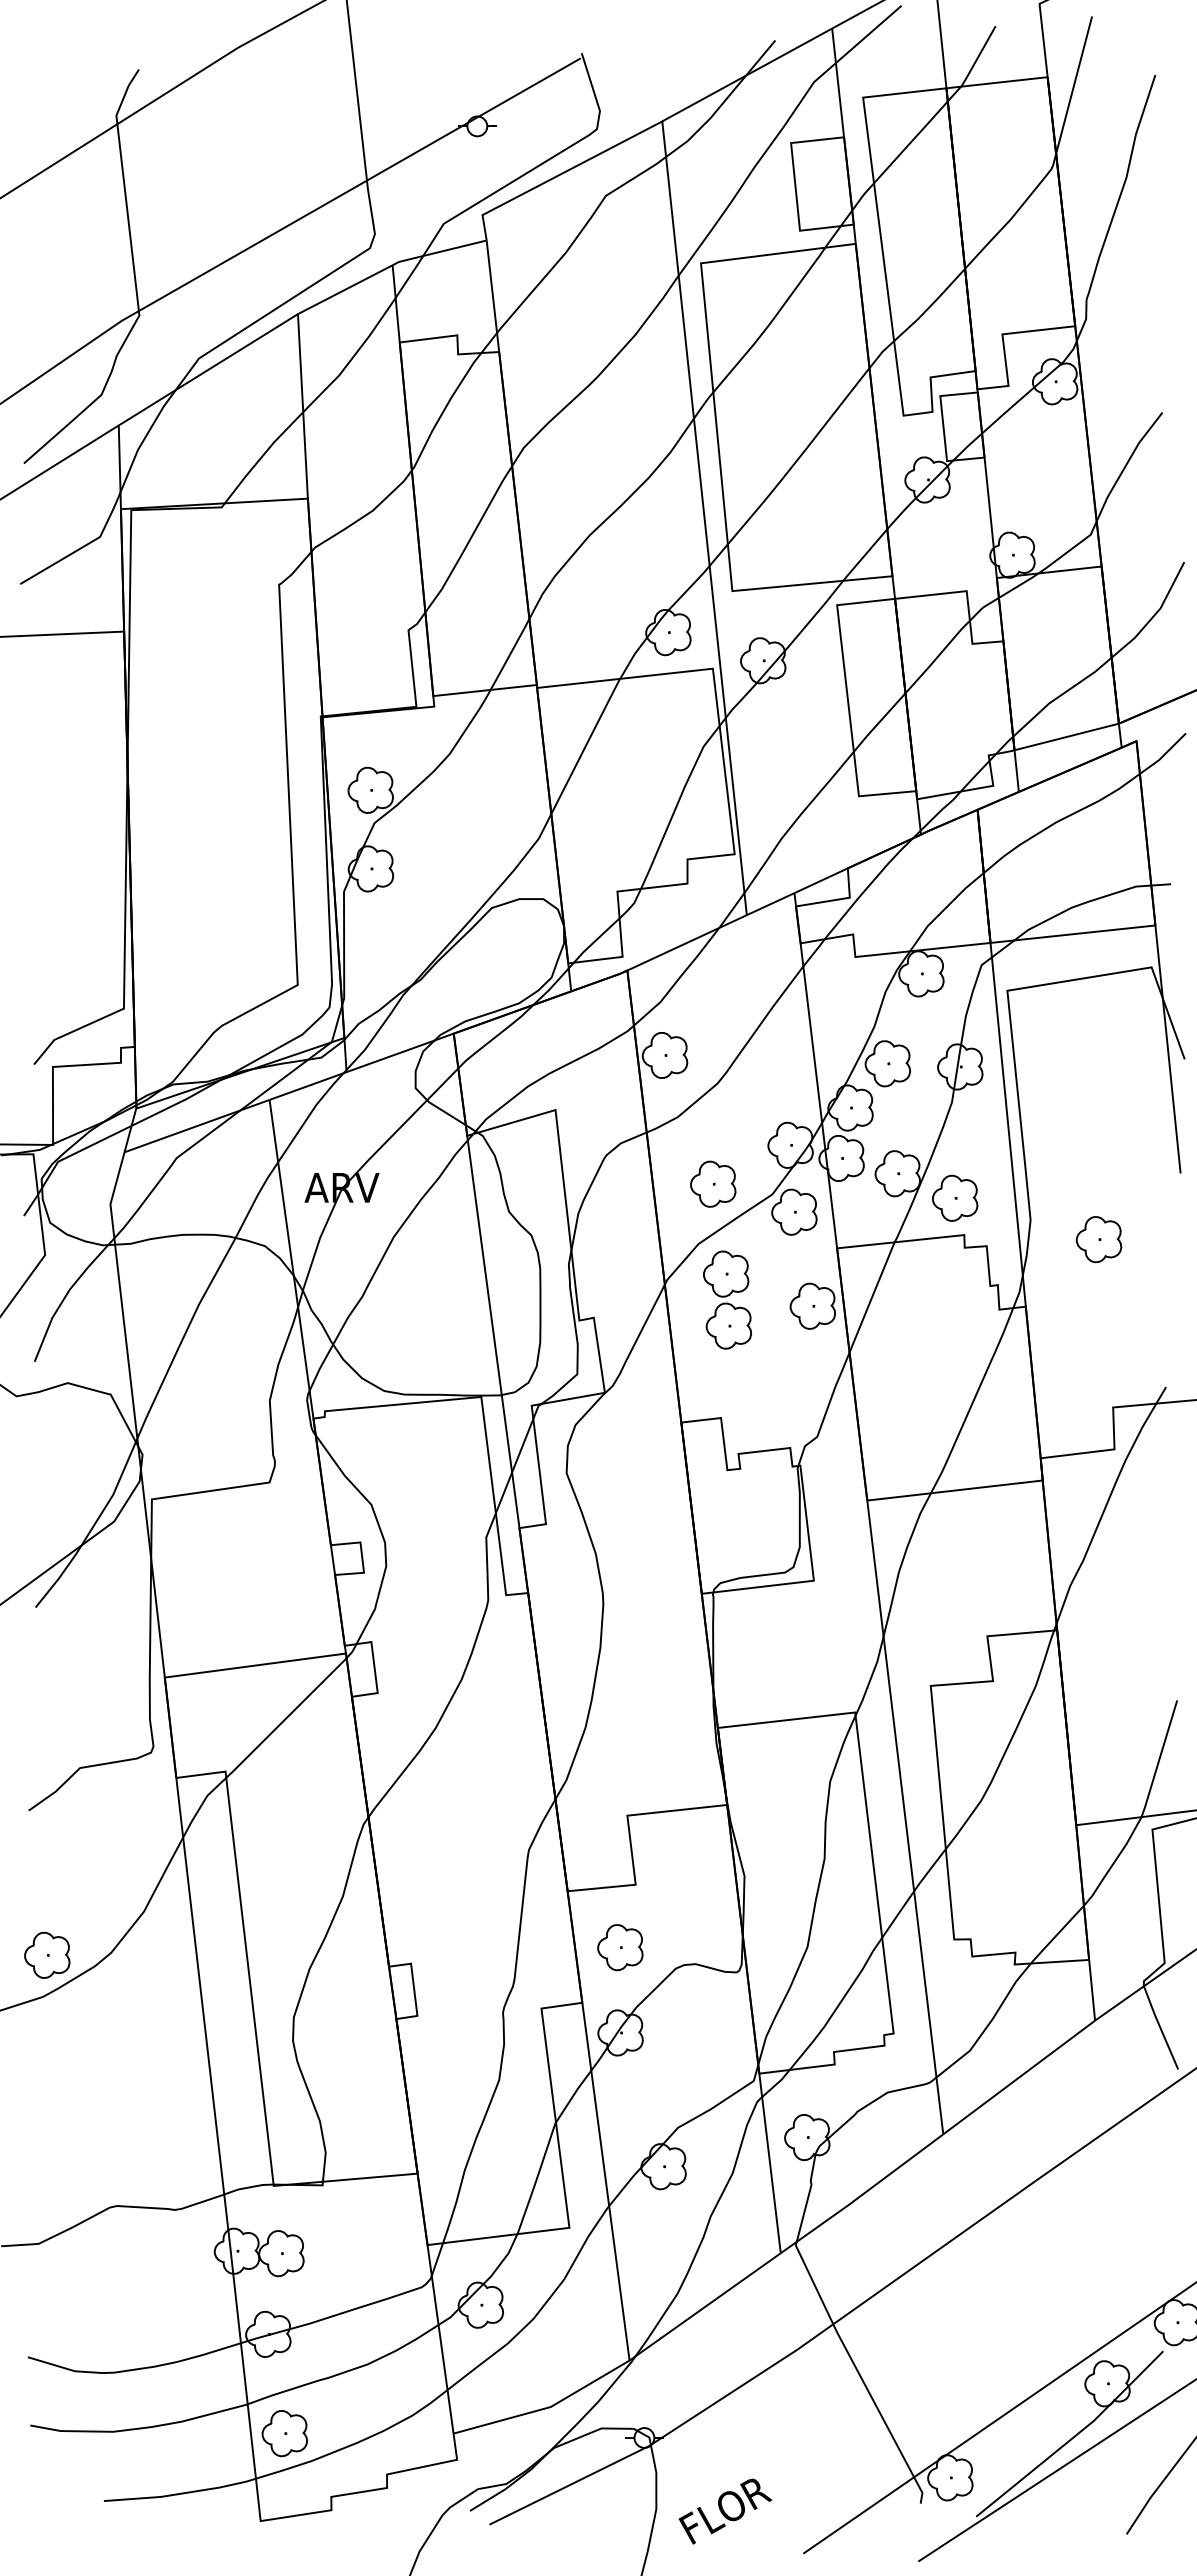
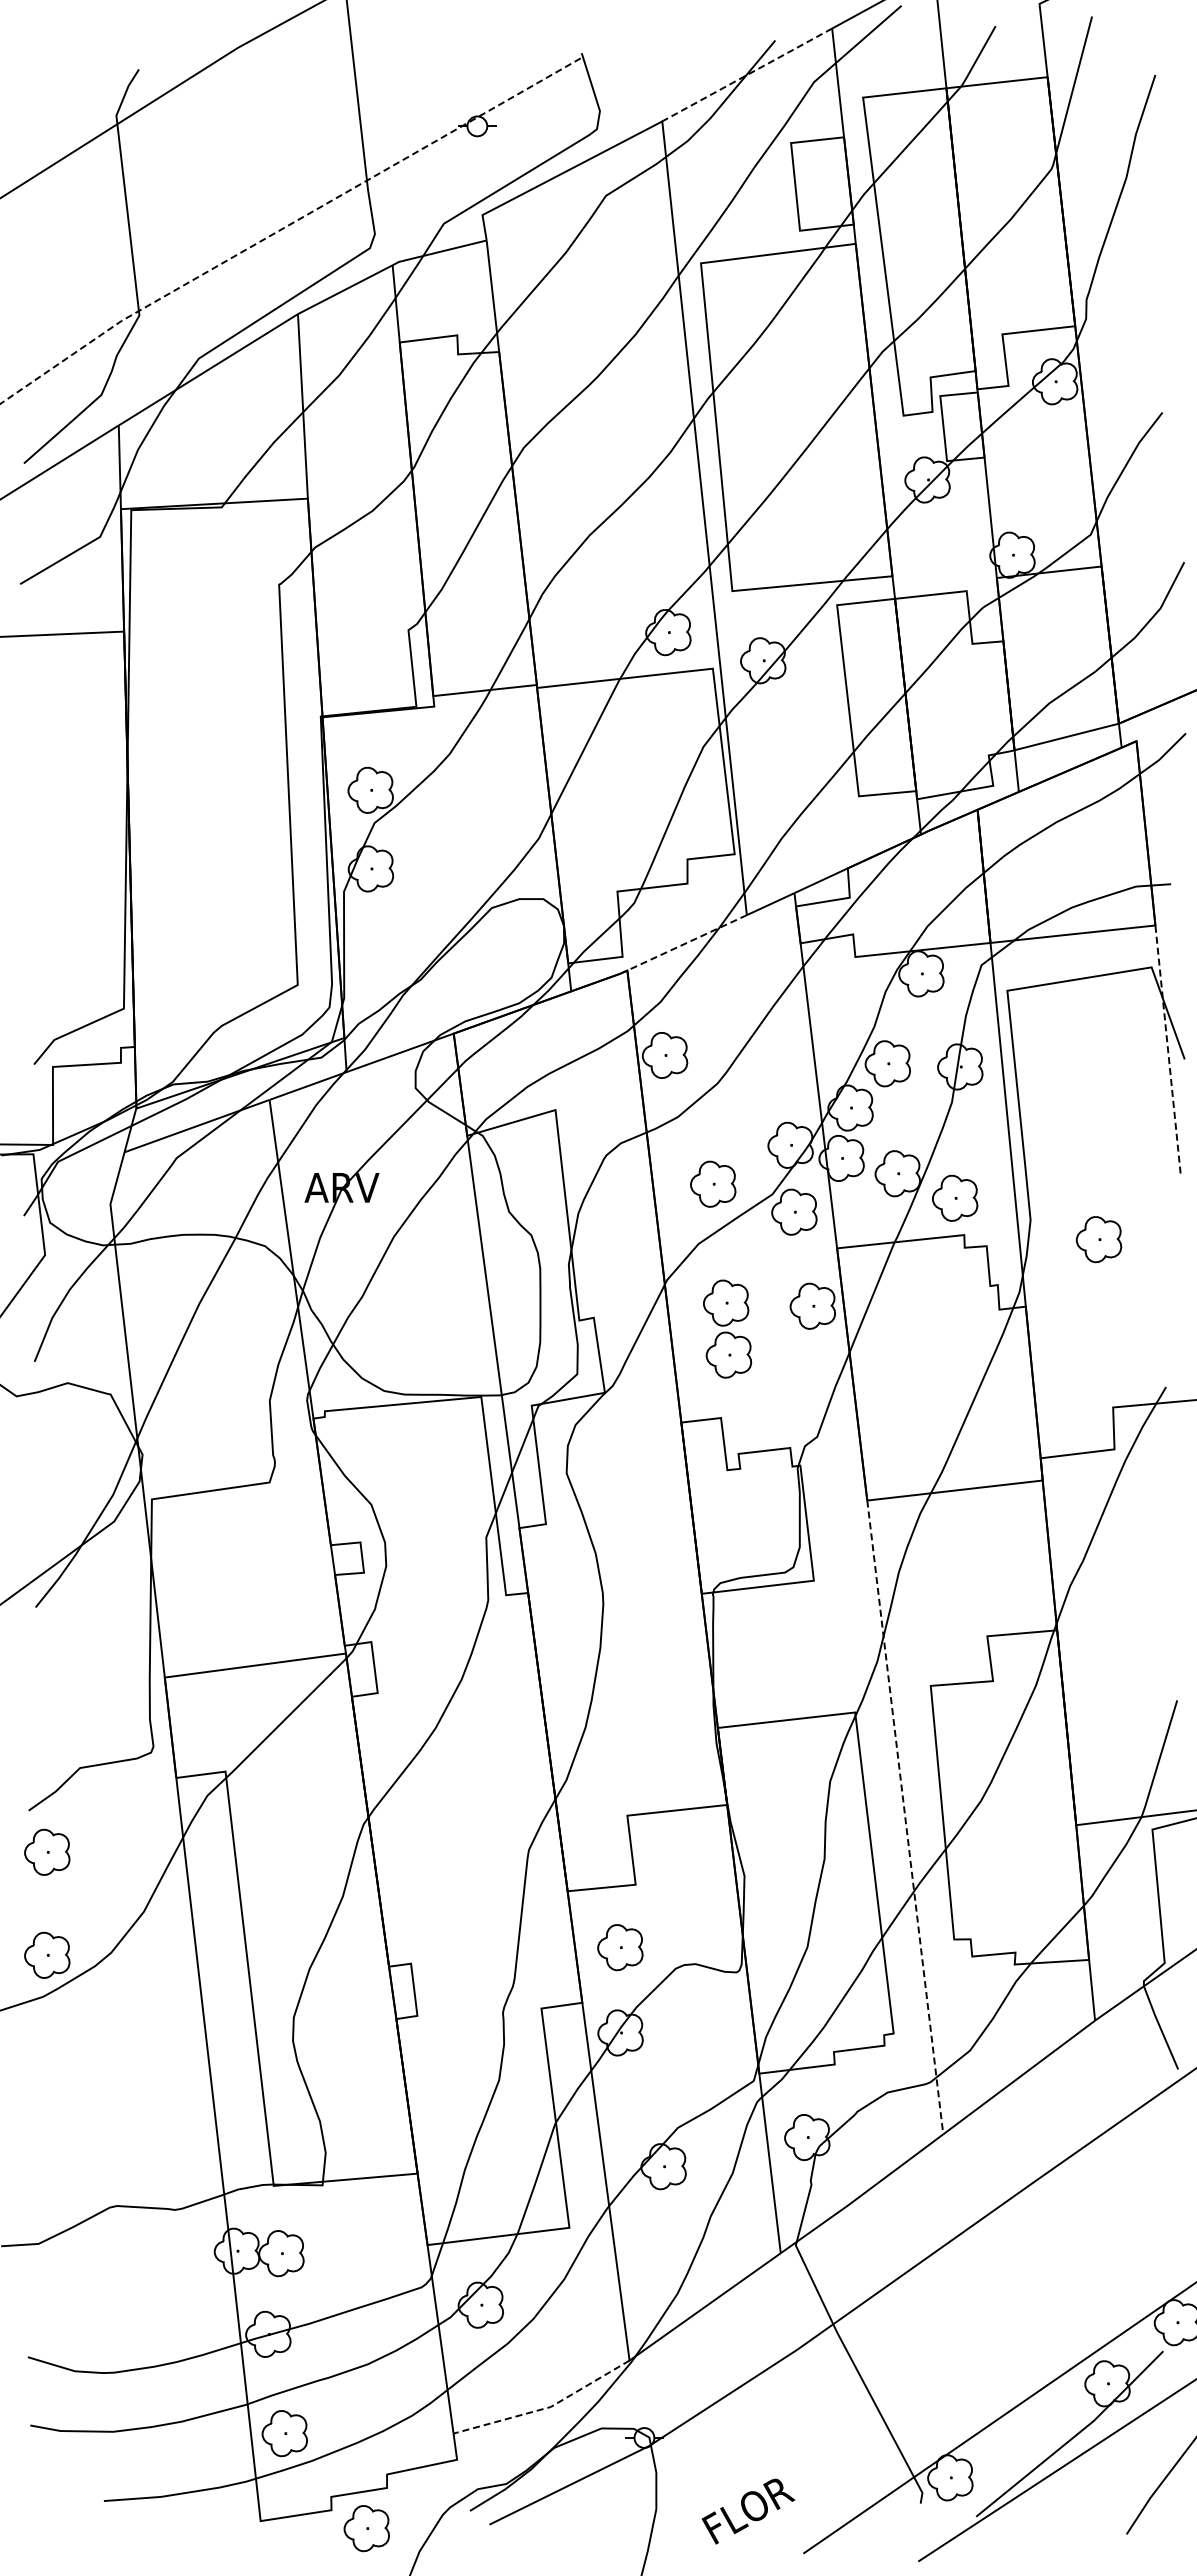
line: solid -> dashed (746, 75)
line: solid -> dashed (286, 226)
line: solid -> dashed (687, 942)
line: solid -> dashed (1168, 1049)
part position: (727, 1299) -> (727, 1328) (727, 1328)
line: solid -> dashed (905, 1817)
part: none -> present (47, 1851)
line: solid -> dashed (546, 2408)
text position: (725, 2511) -> (748, 2511) (748, 2511)
part: none -> present (366, 2528)
